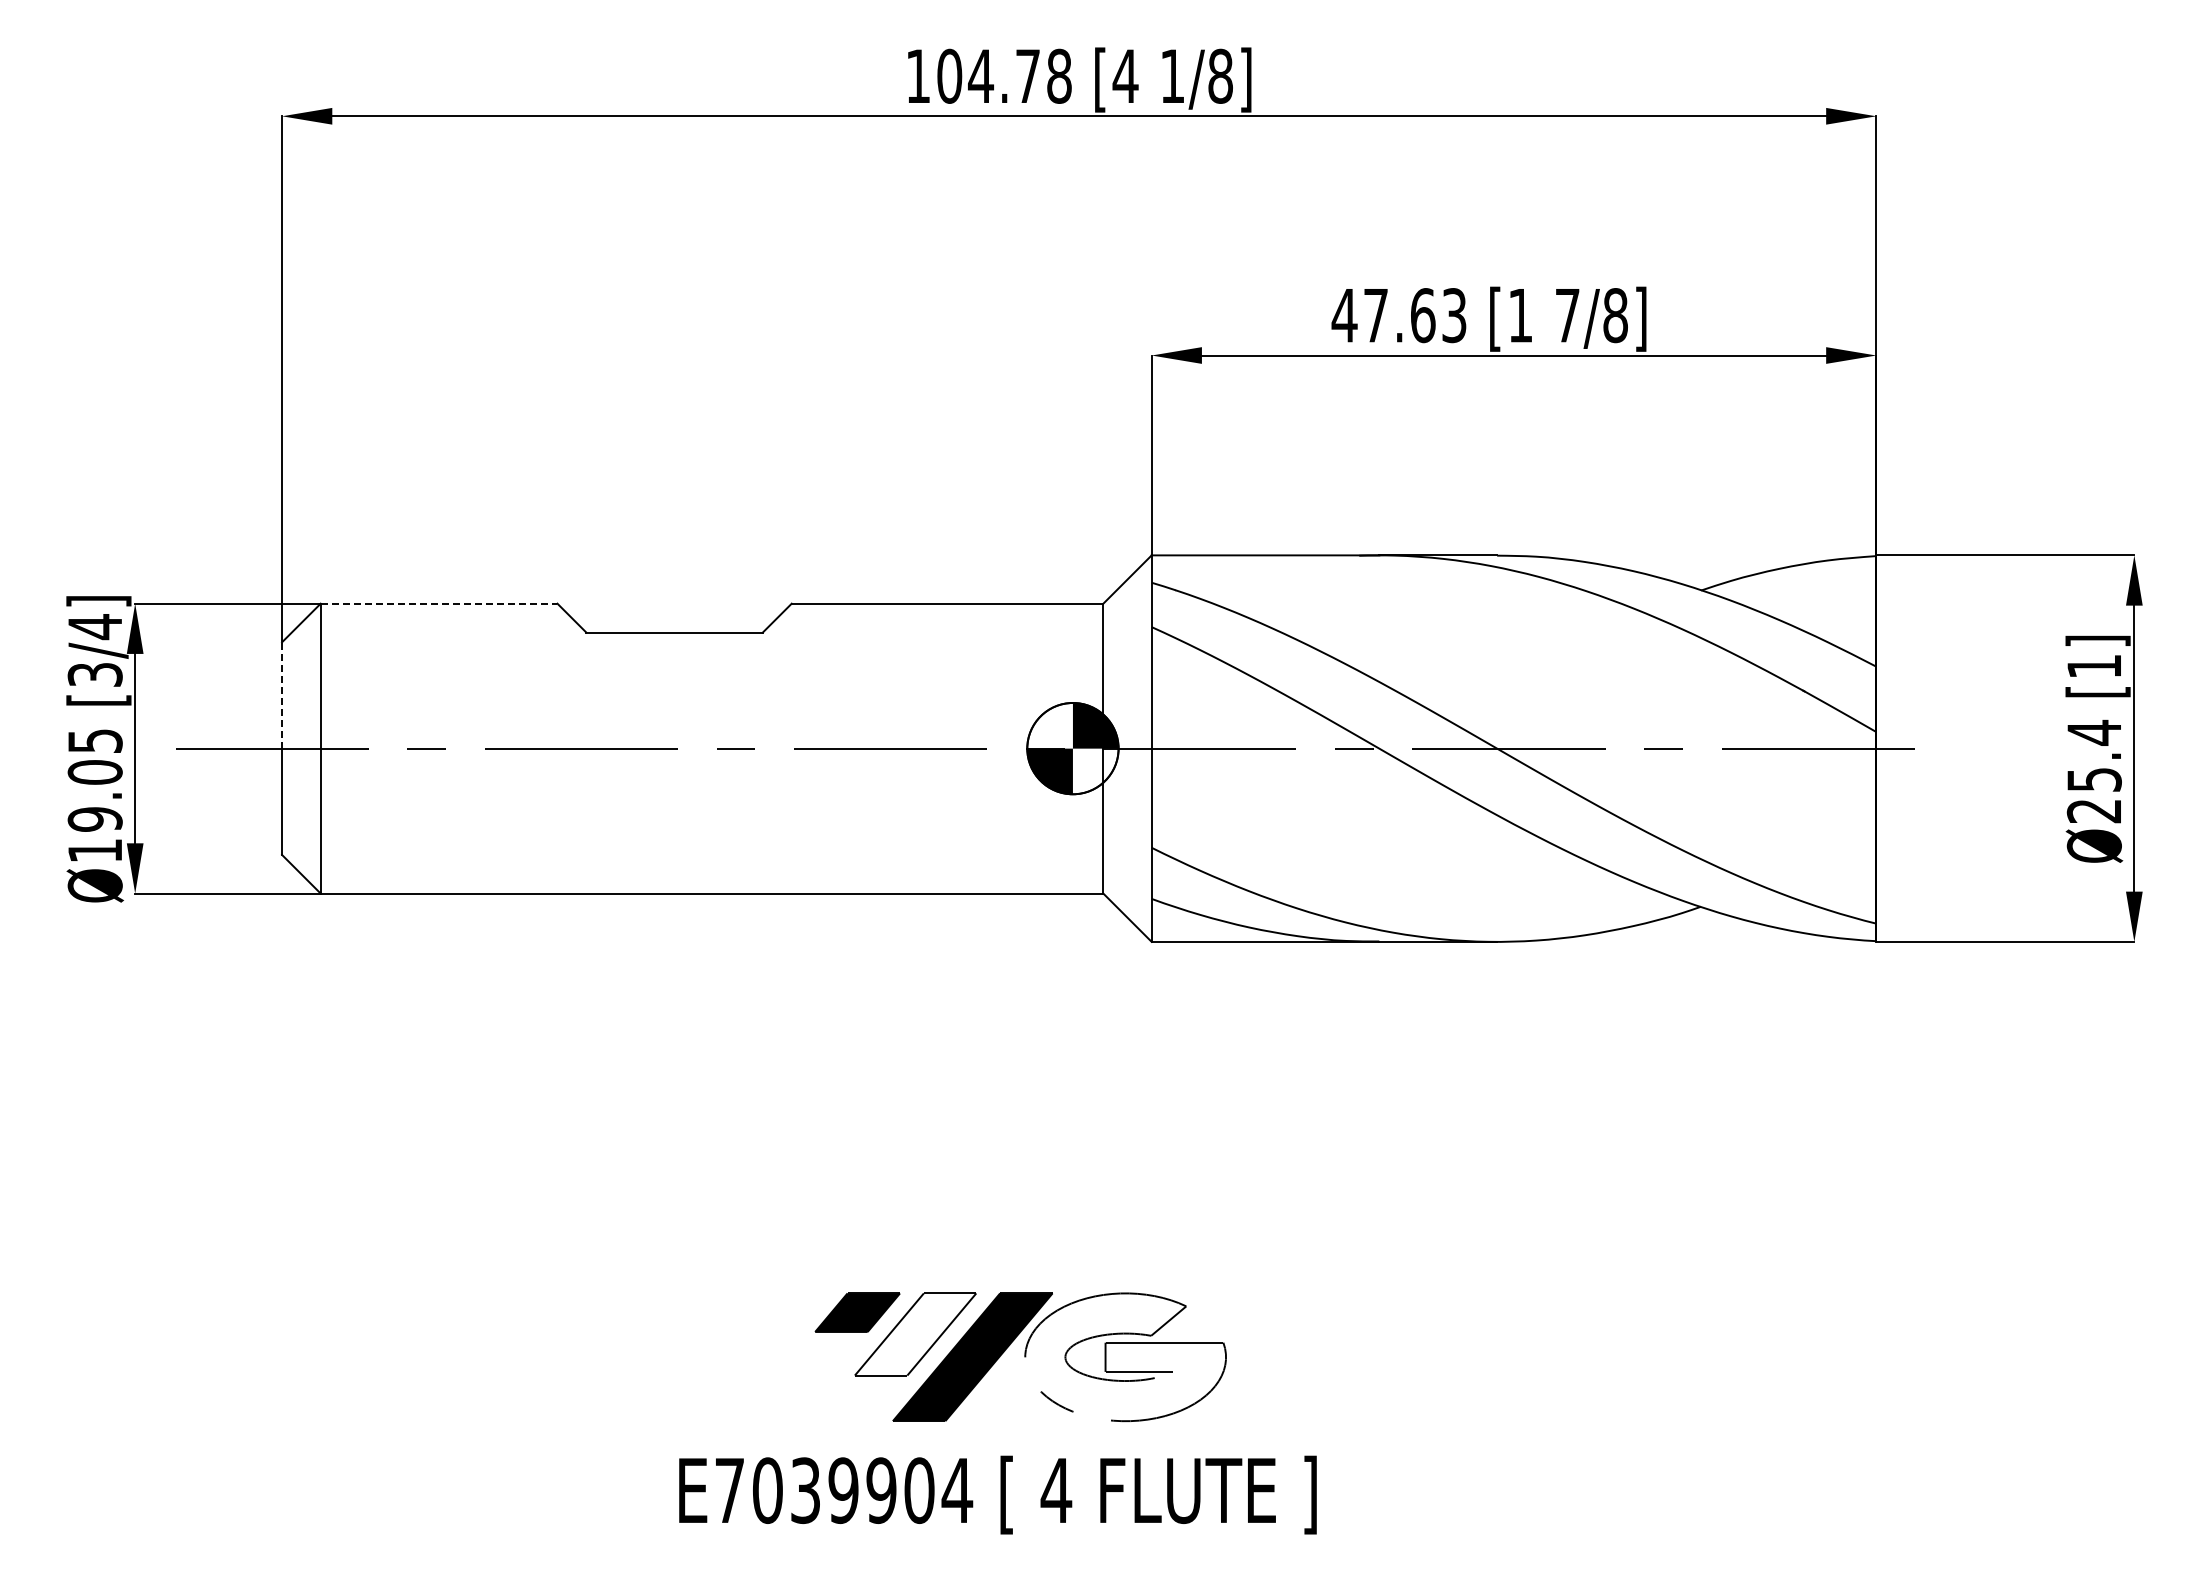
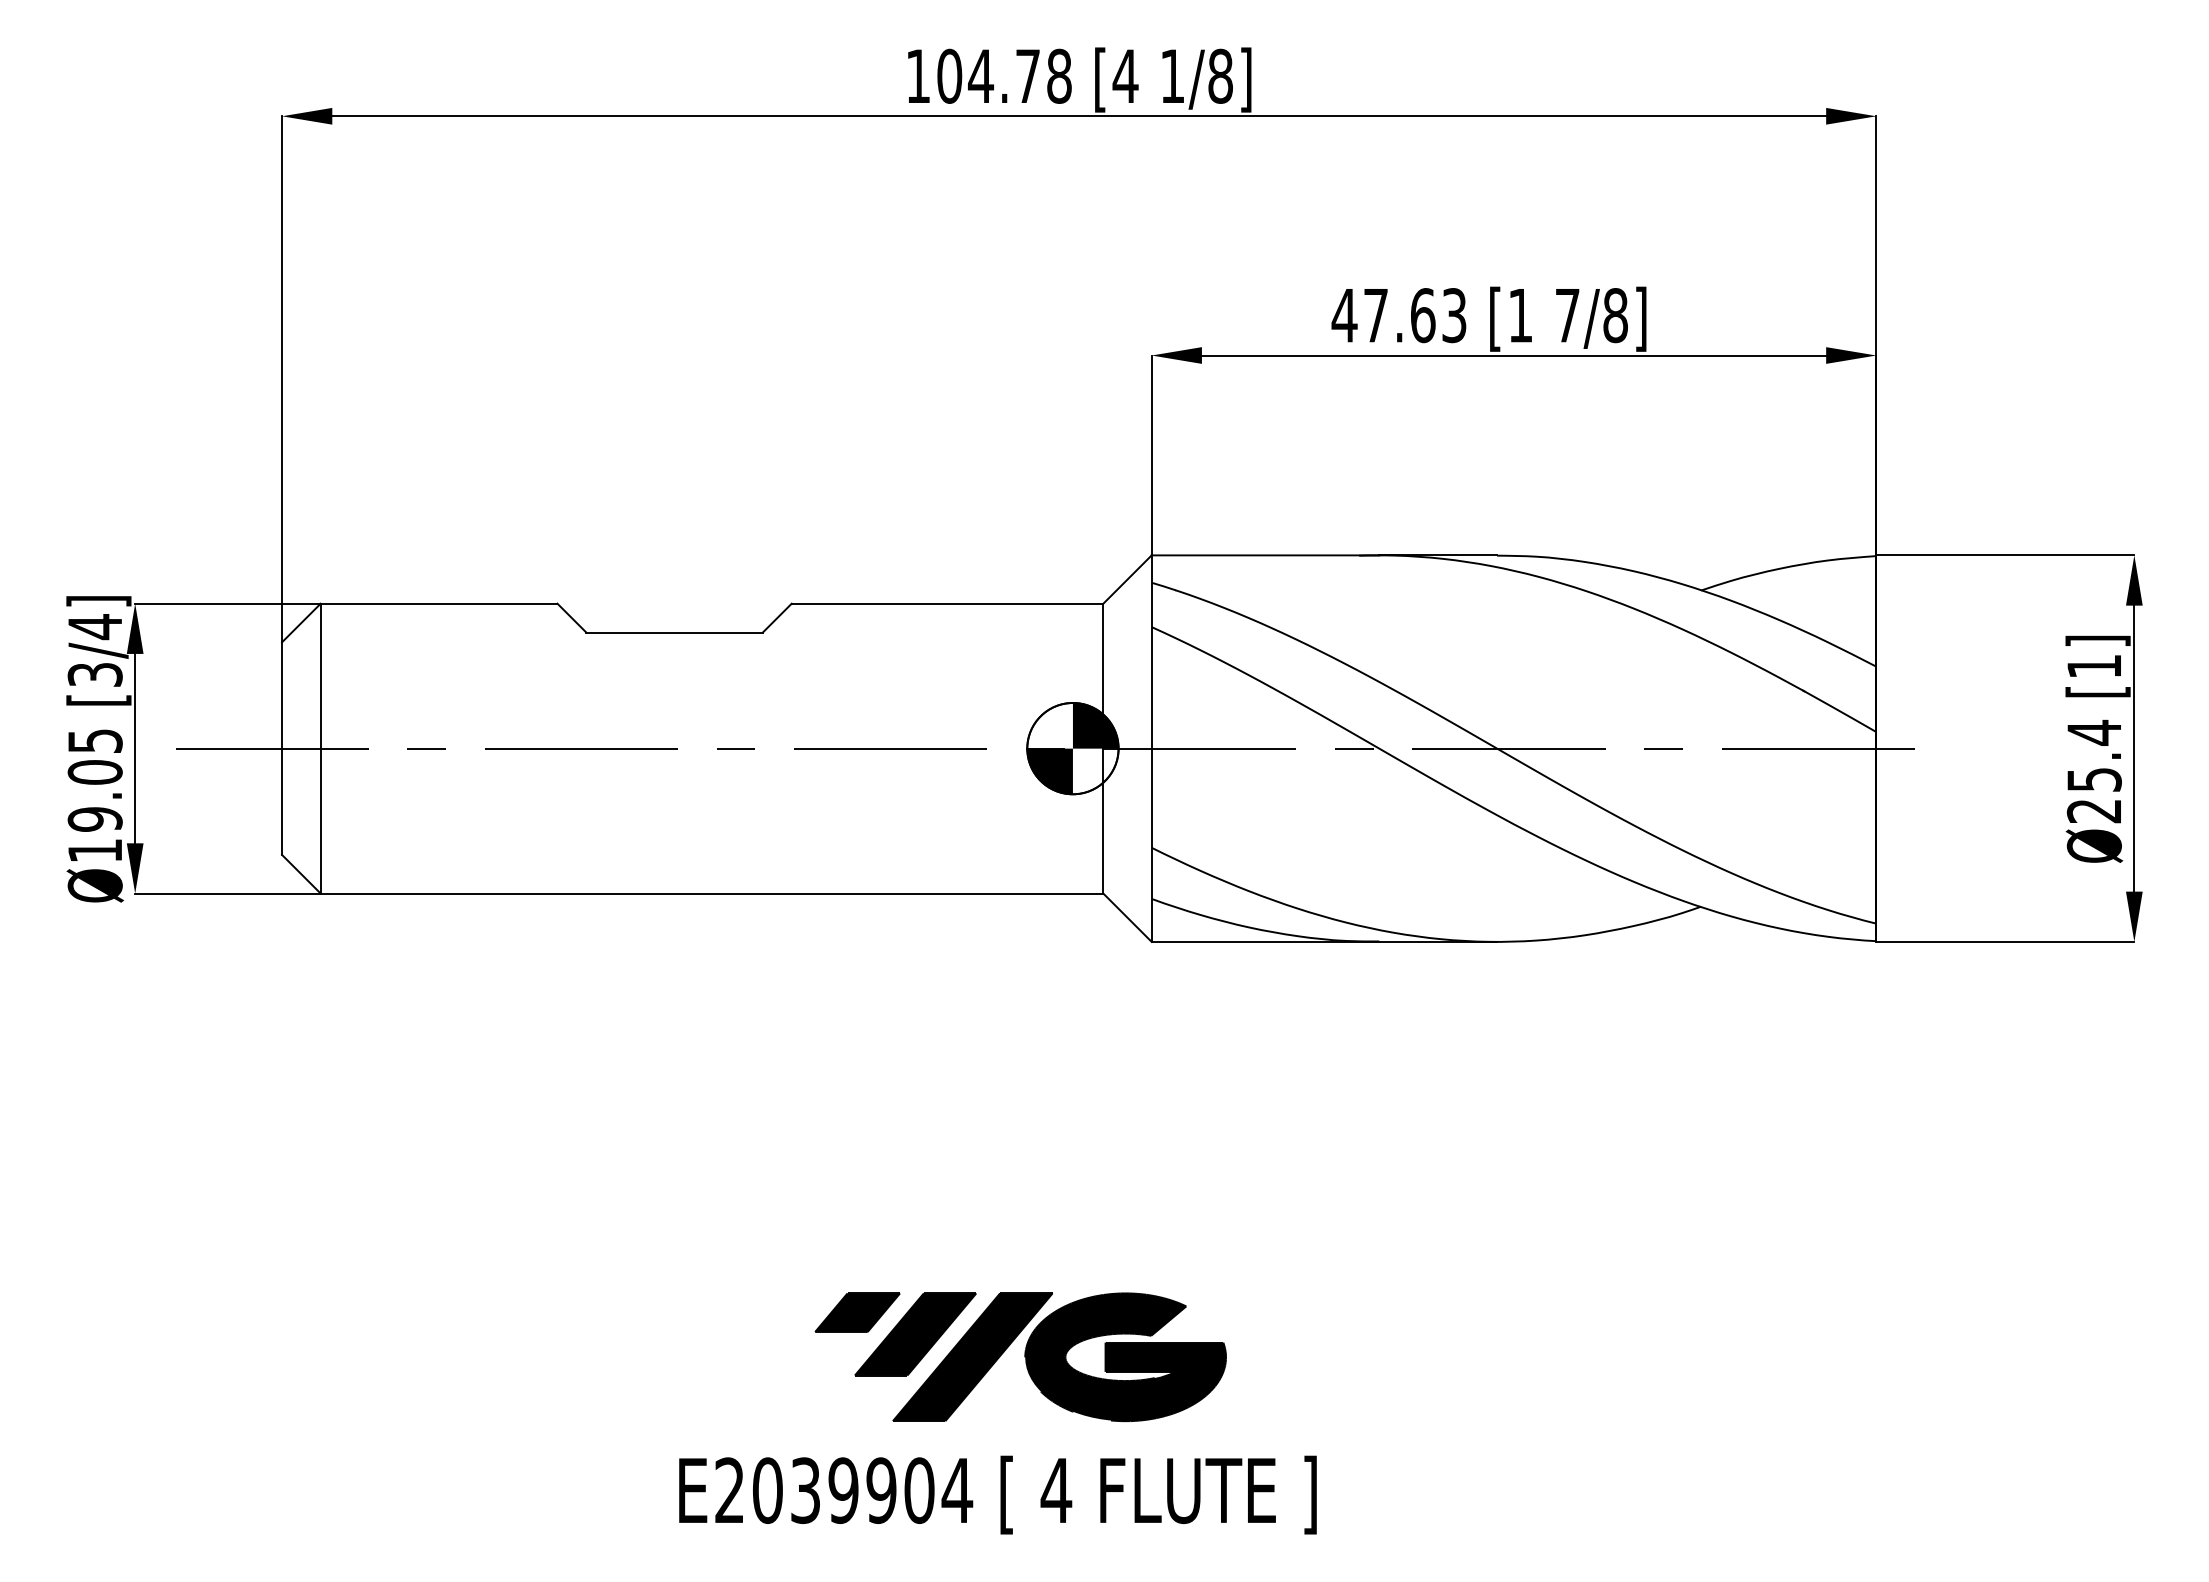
line: dashed -> solid (439, 603)
line: dashed -> solid (282, 695)
fill: none -> present (915, 1334)
fill: none -> present (1125, 1357)
text: E7039904 -> E2039904 (729, 1489)
